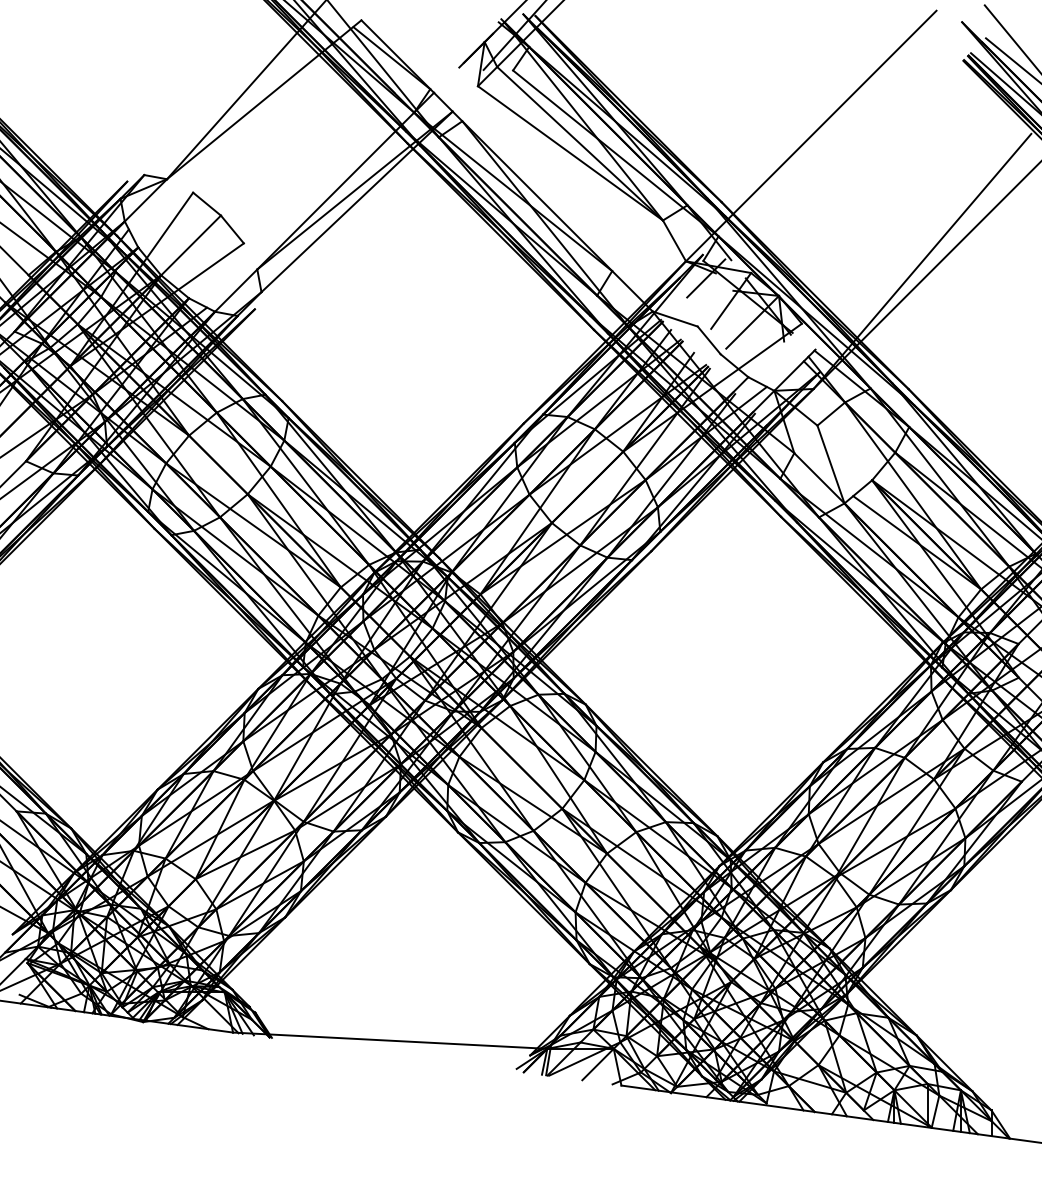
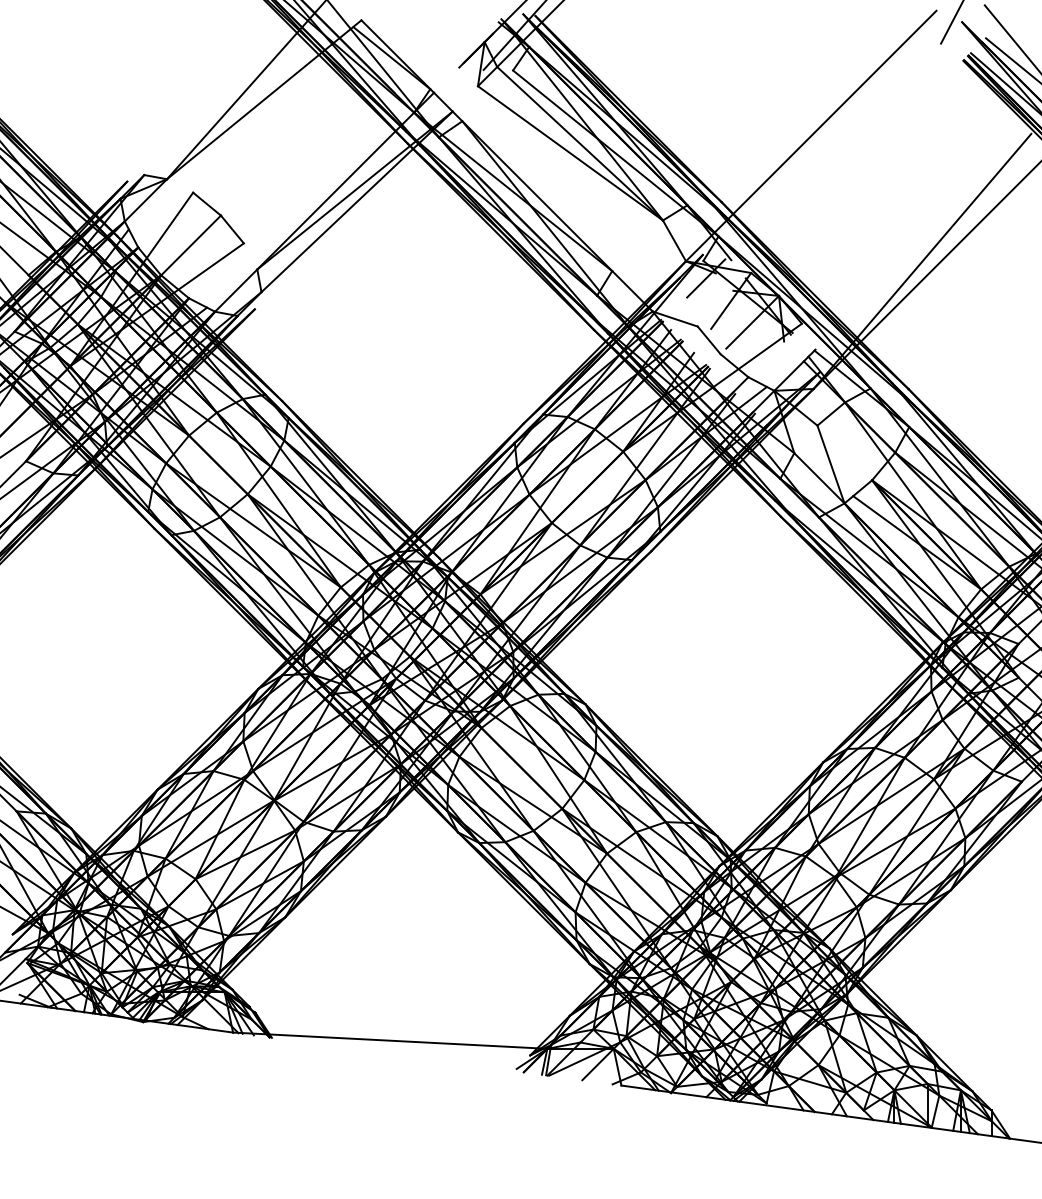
line: none -> present (951, 22)
